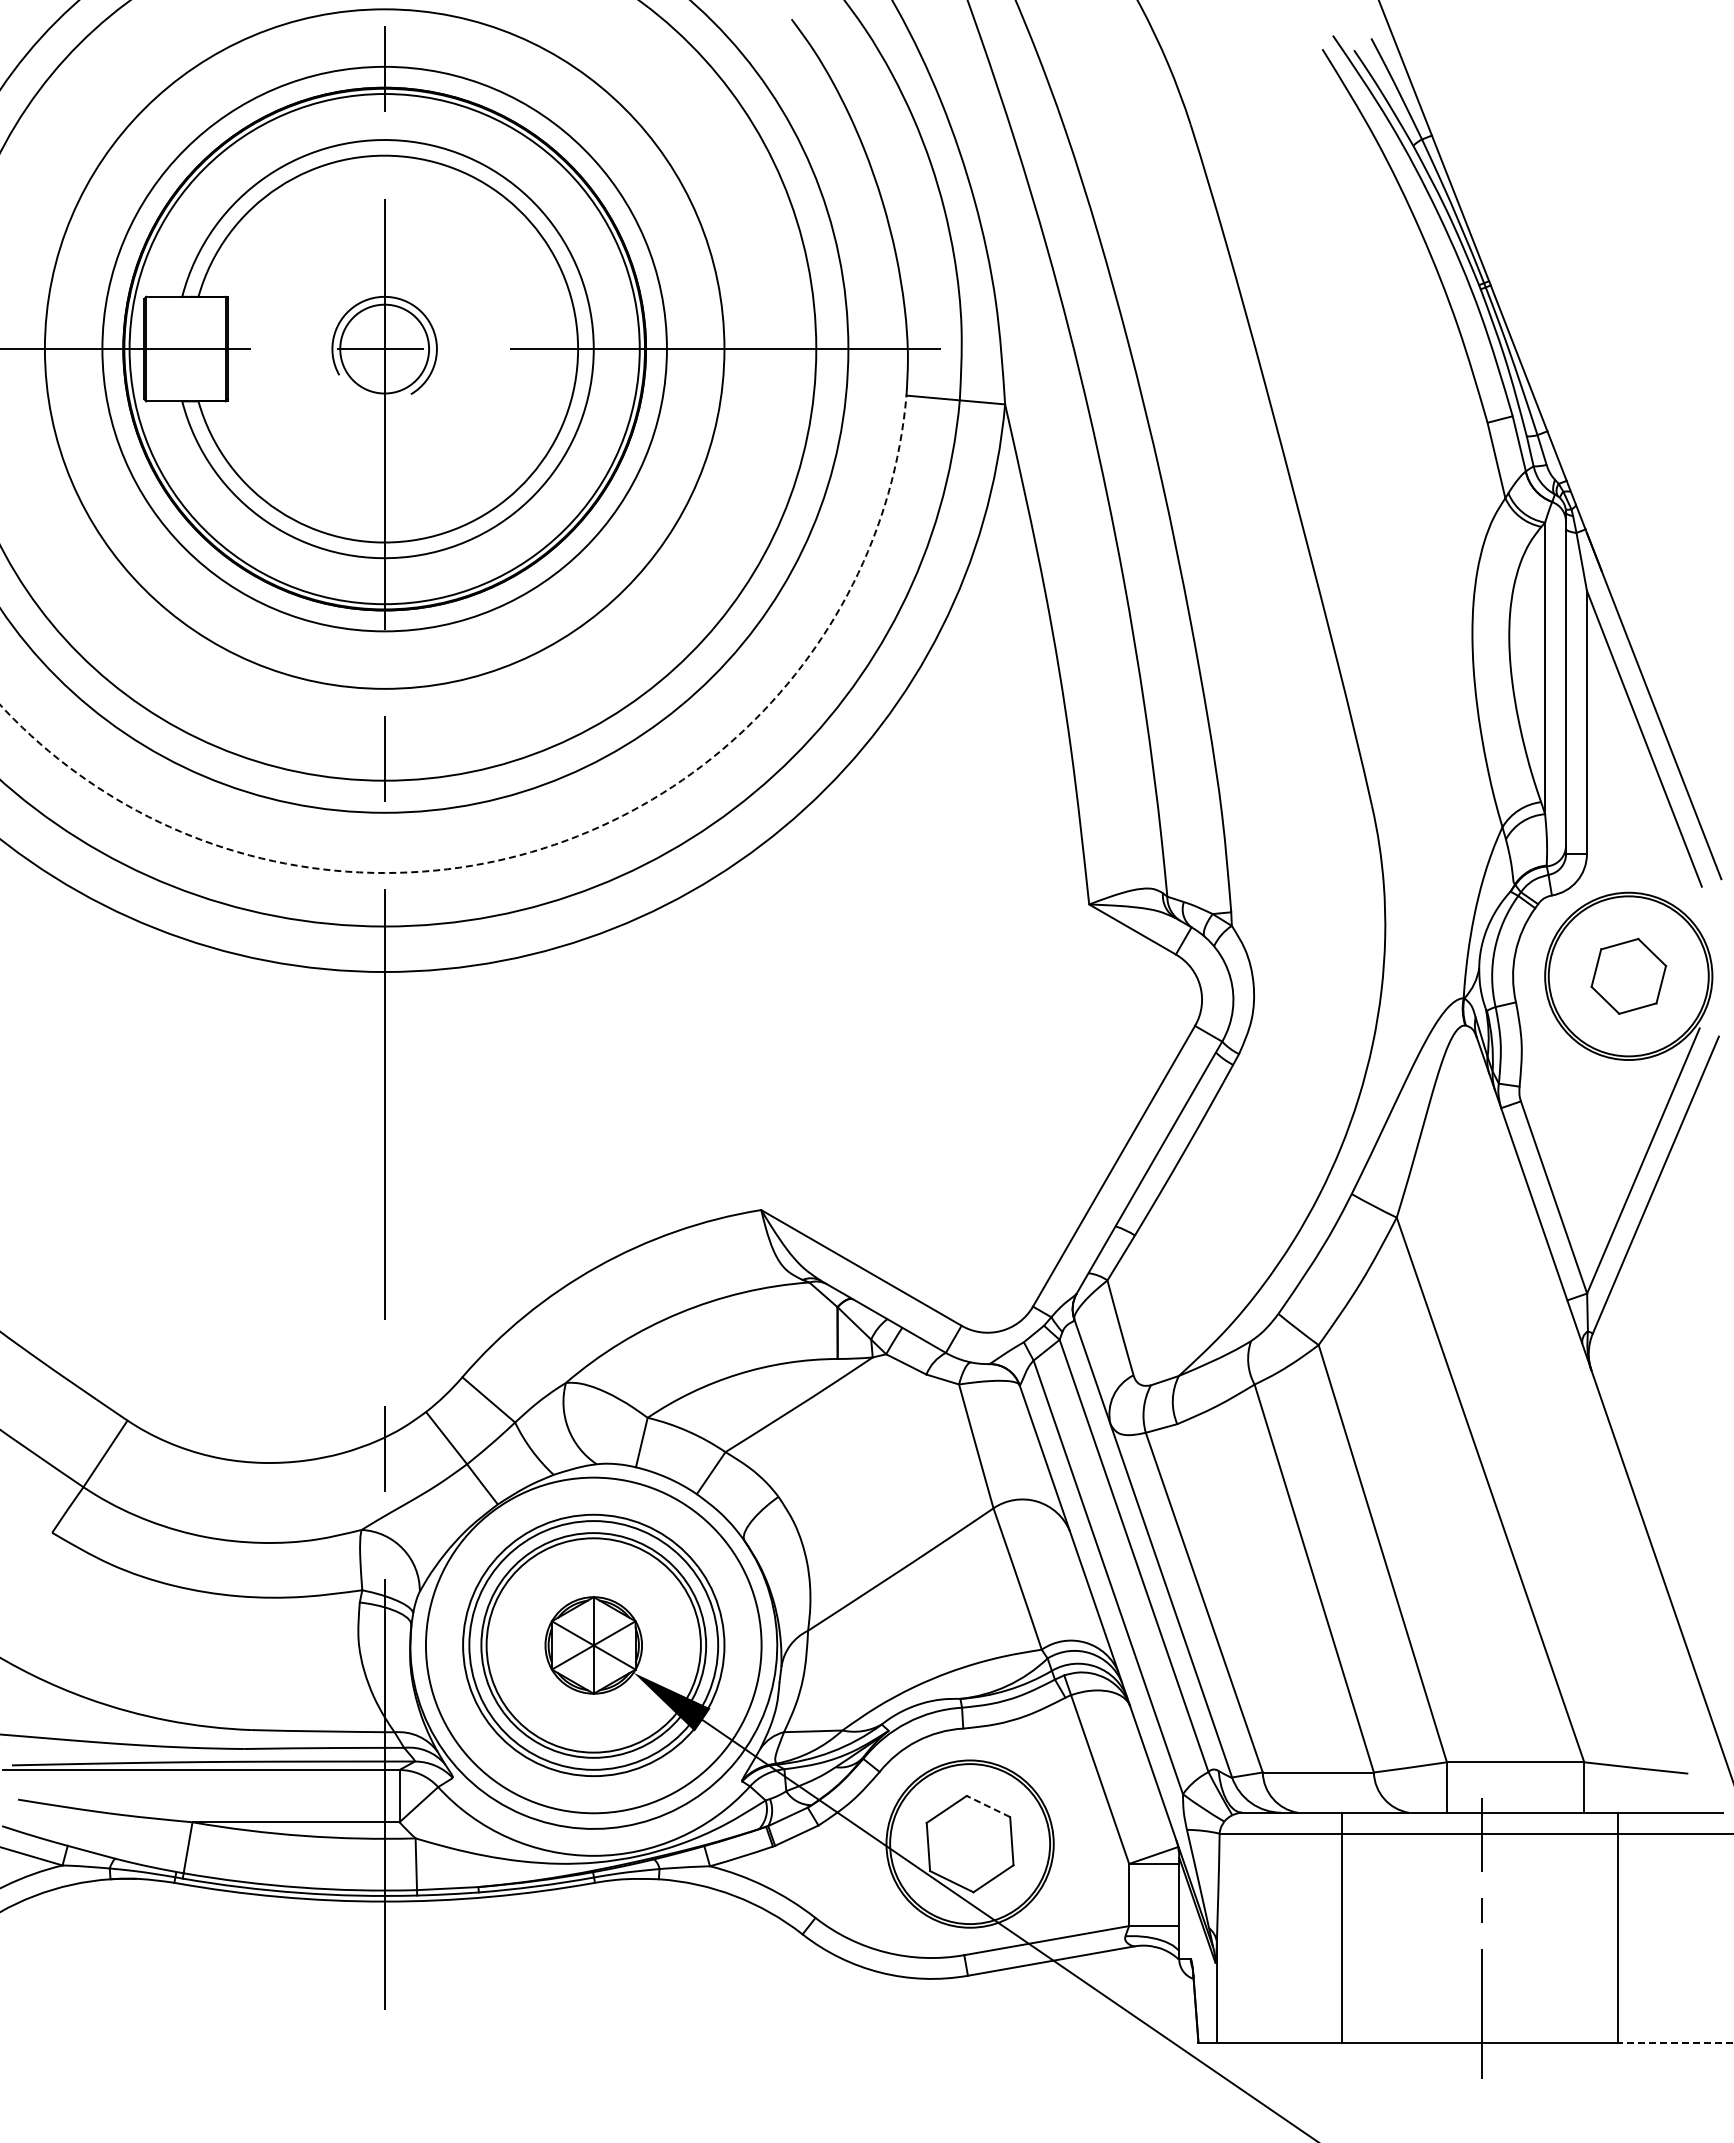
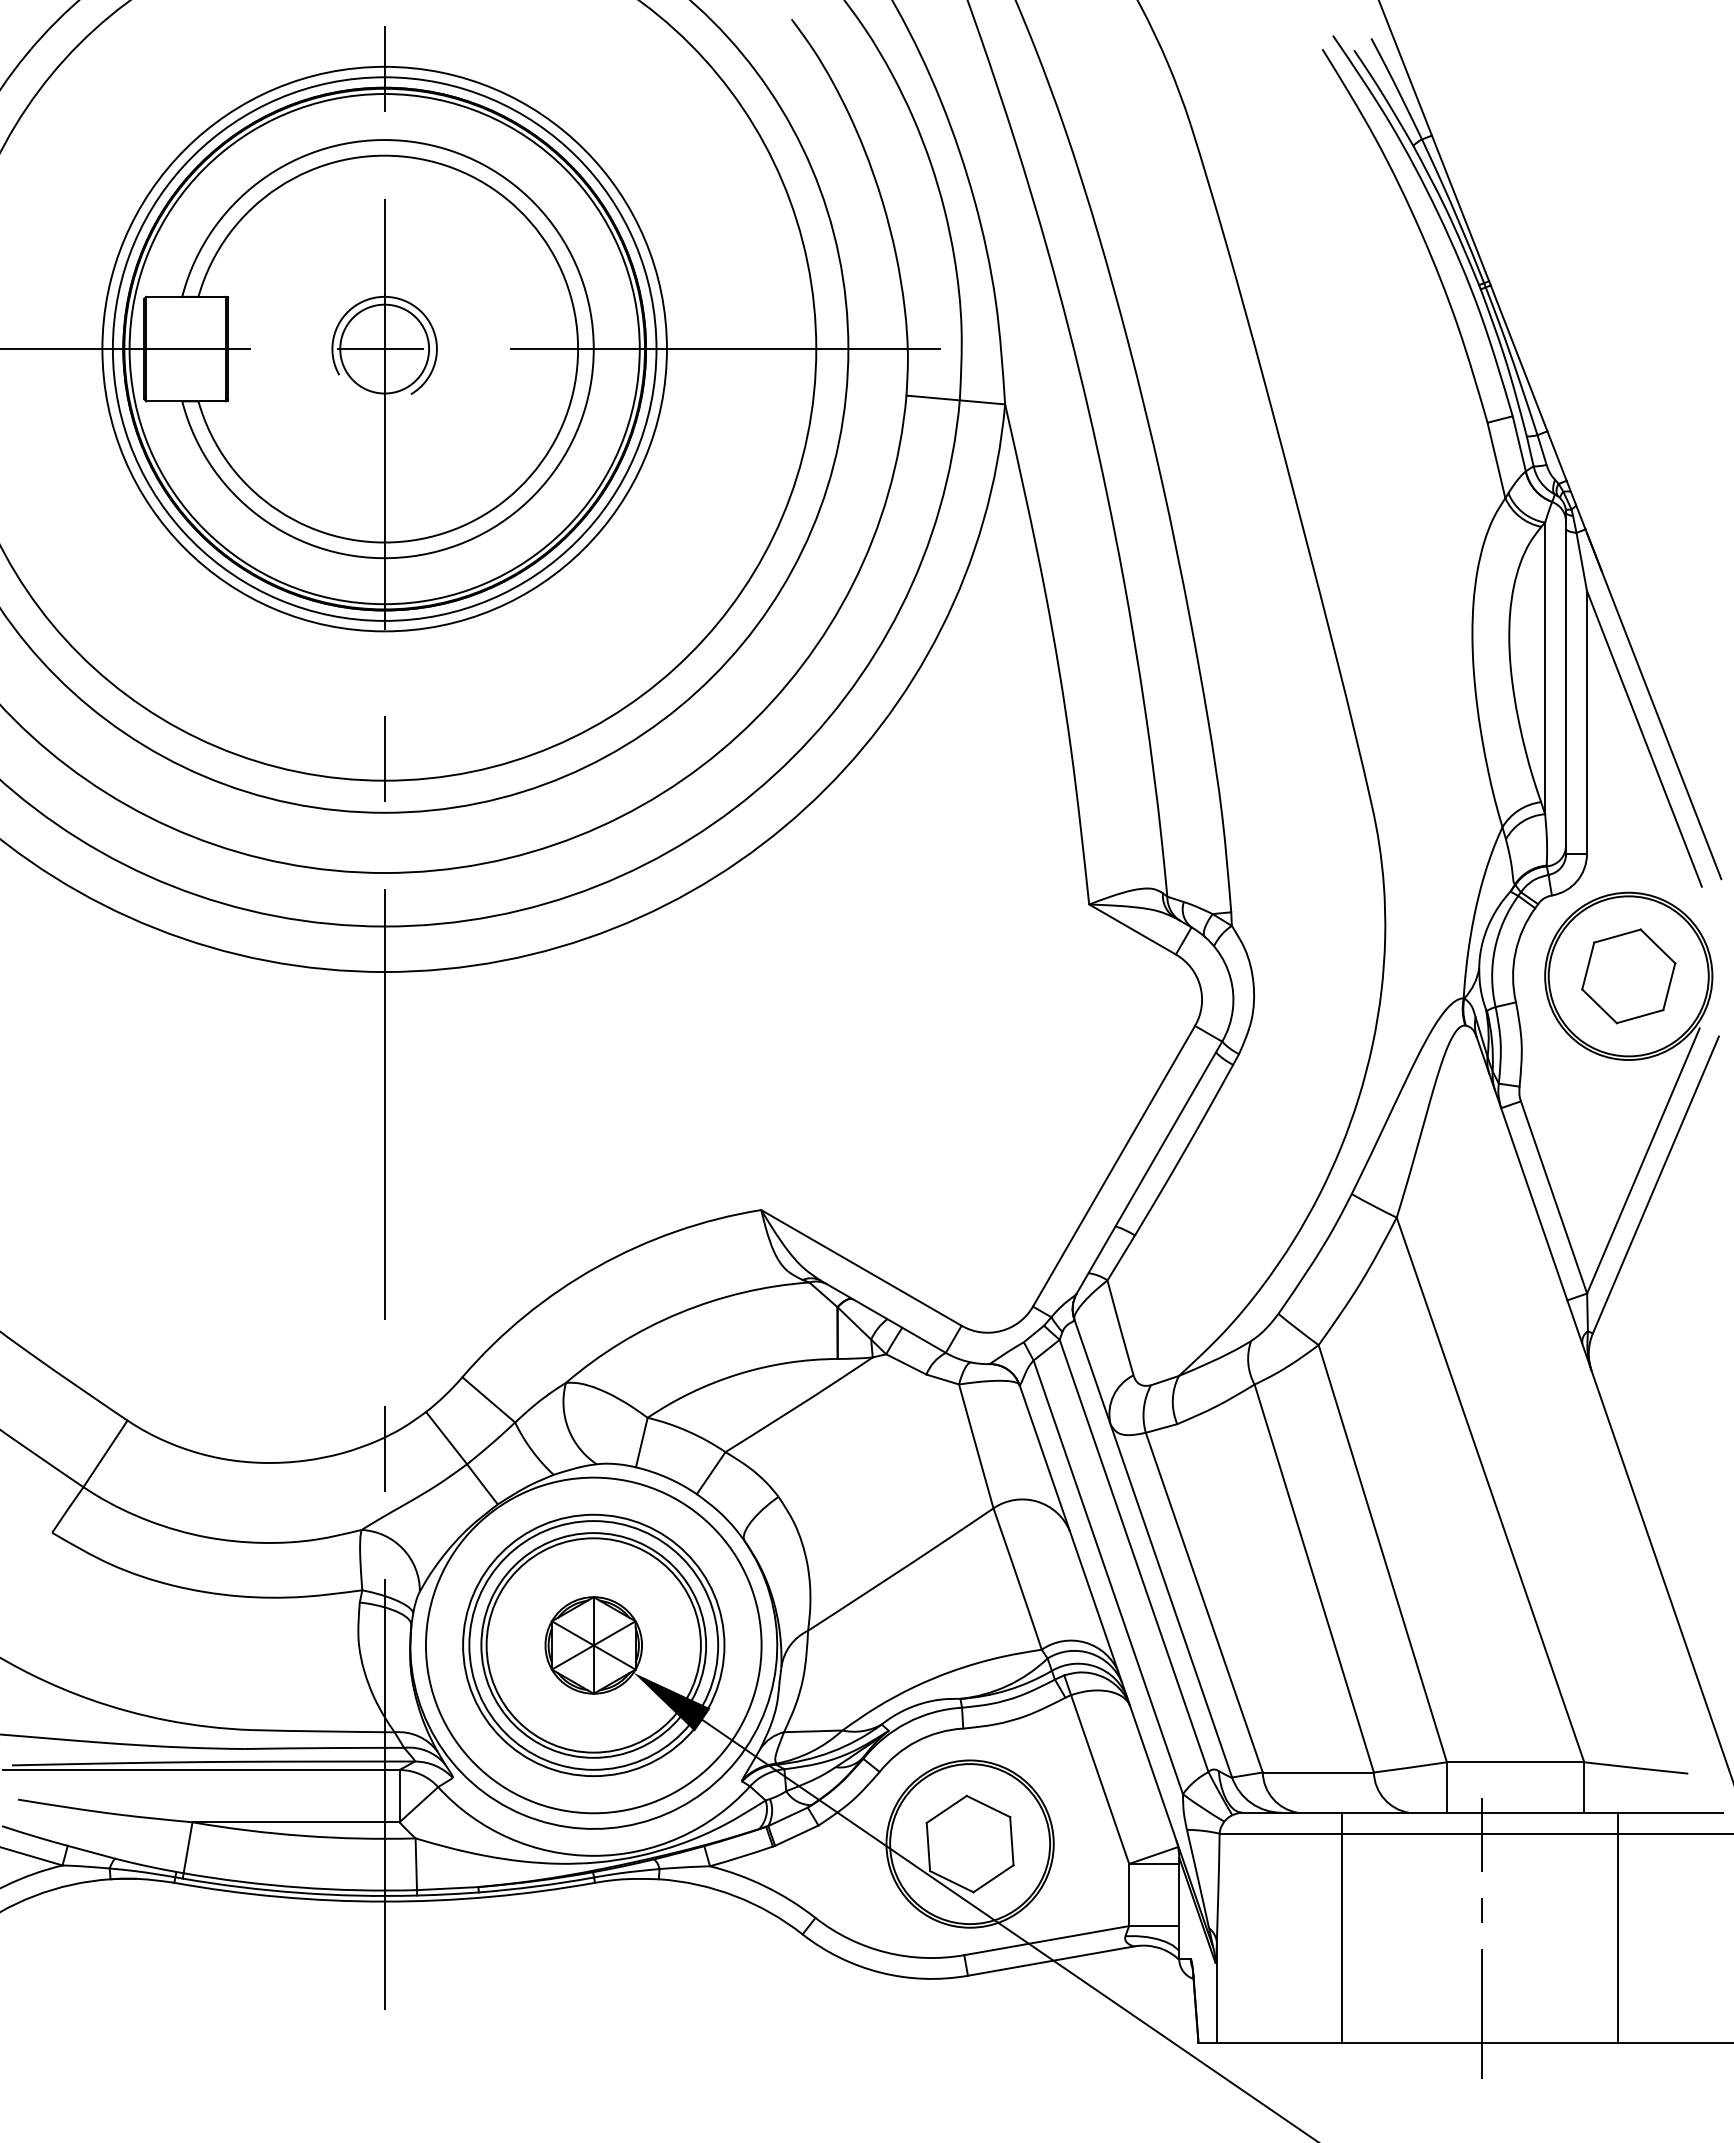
circle diameter: 680 px -> 544 px (384, 348)
arc: dashed -> solid (553, 845)
part size: 78x78 px -> 96x97 px (1628, 976)
line: dashed -> solid (988, 1806)
line: dashed -> solid (1676, 2042)
